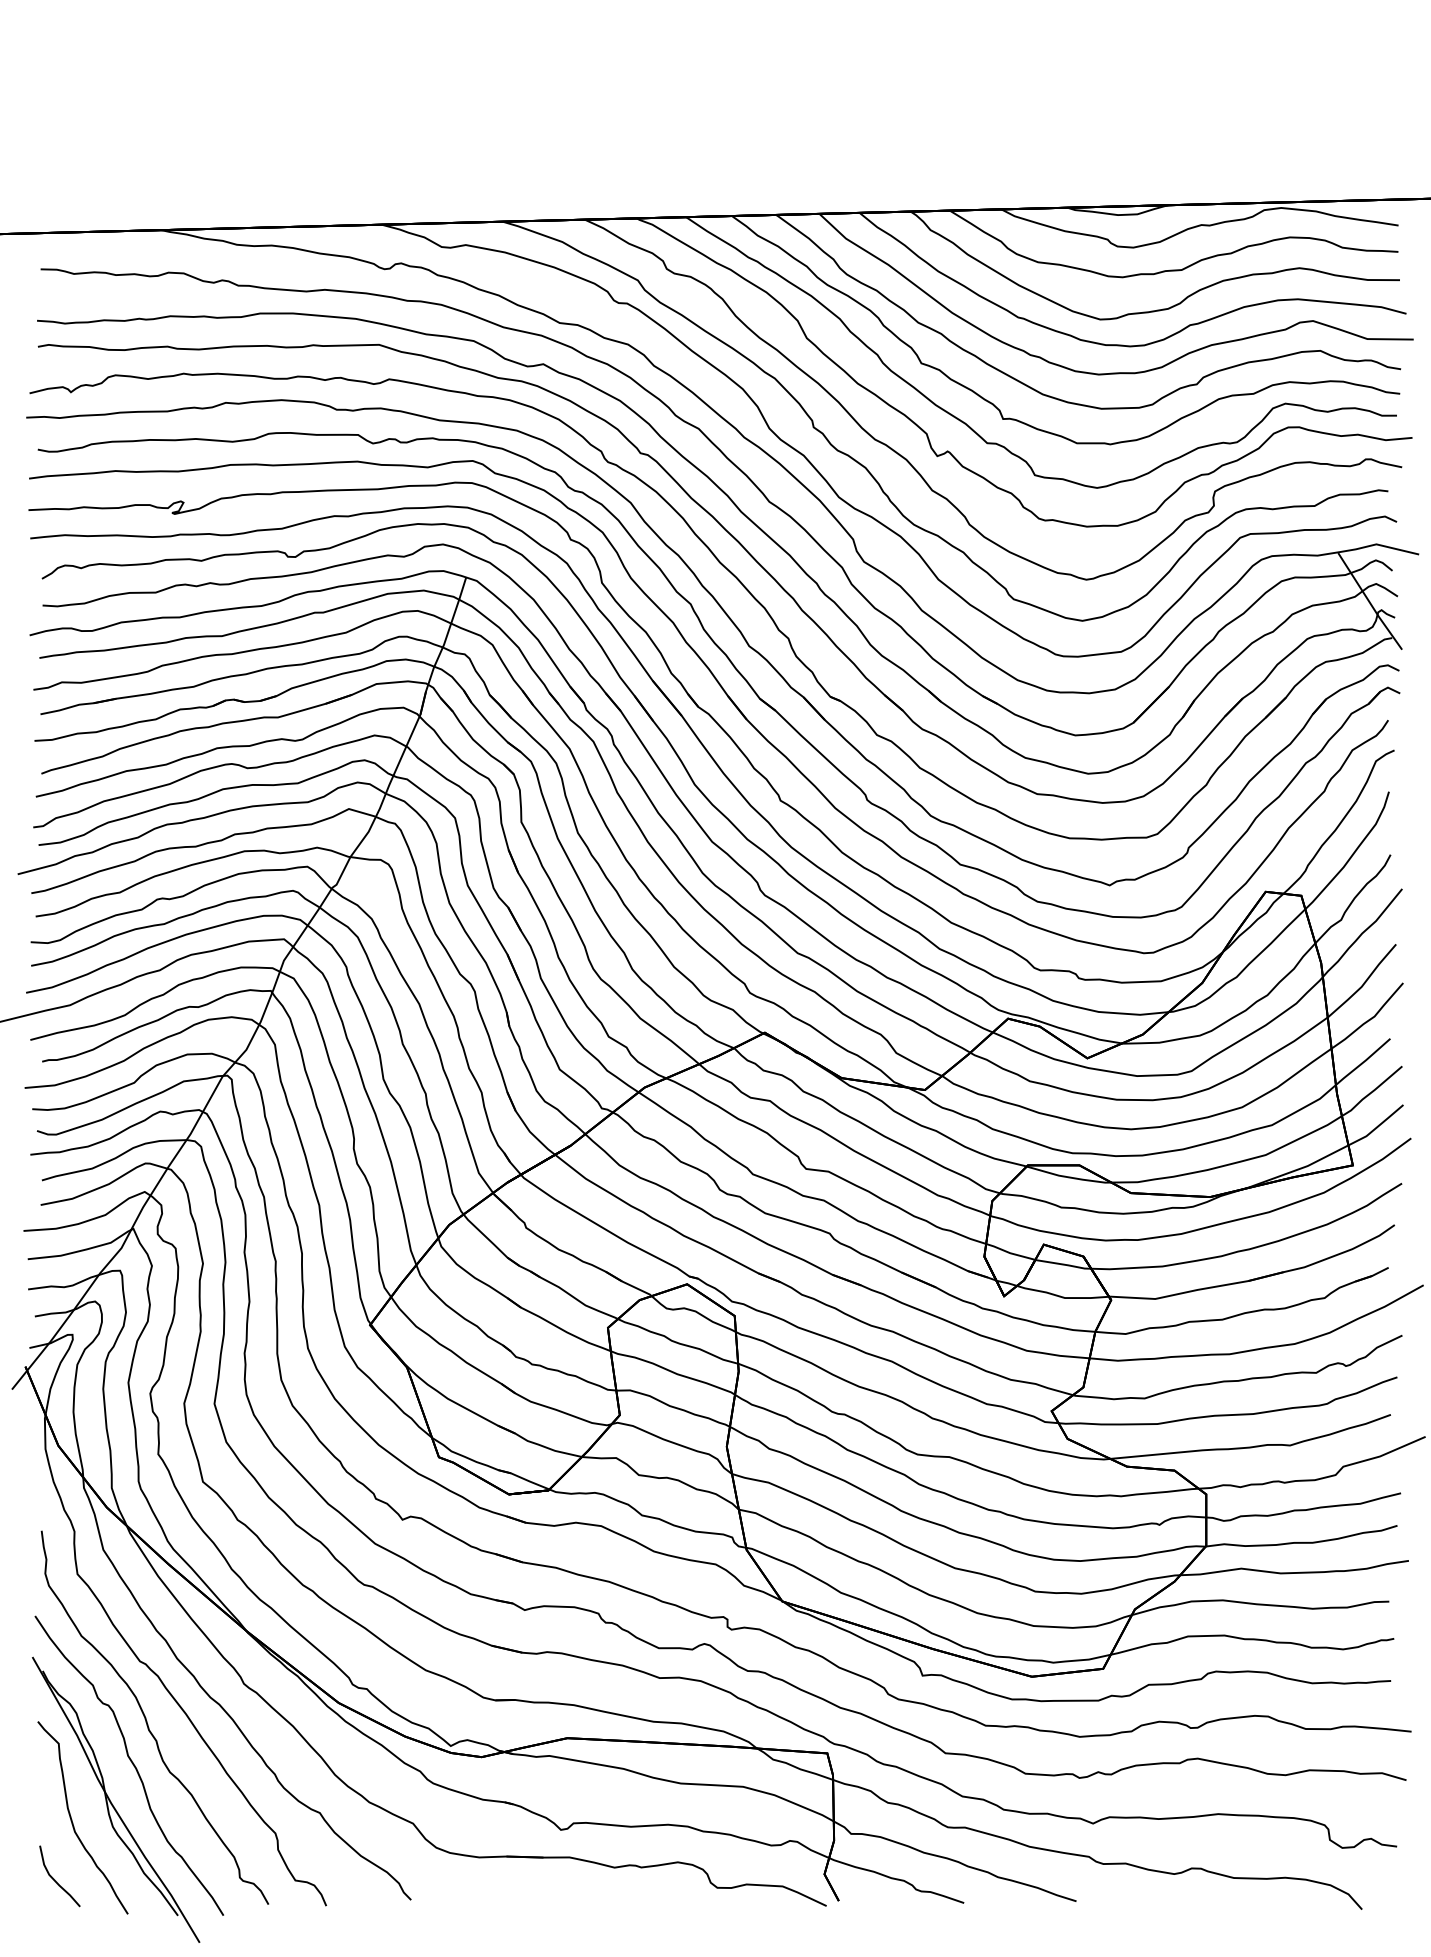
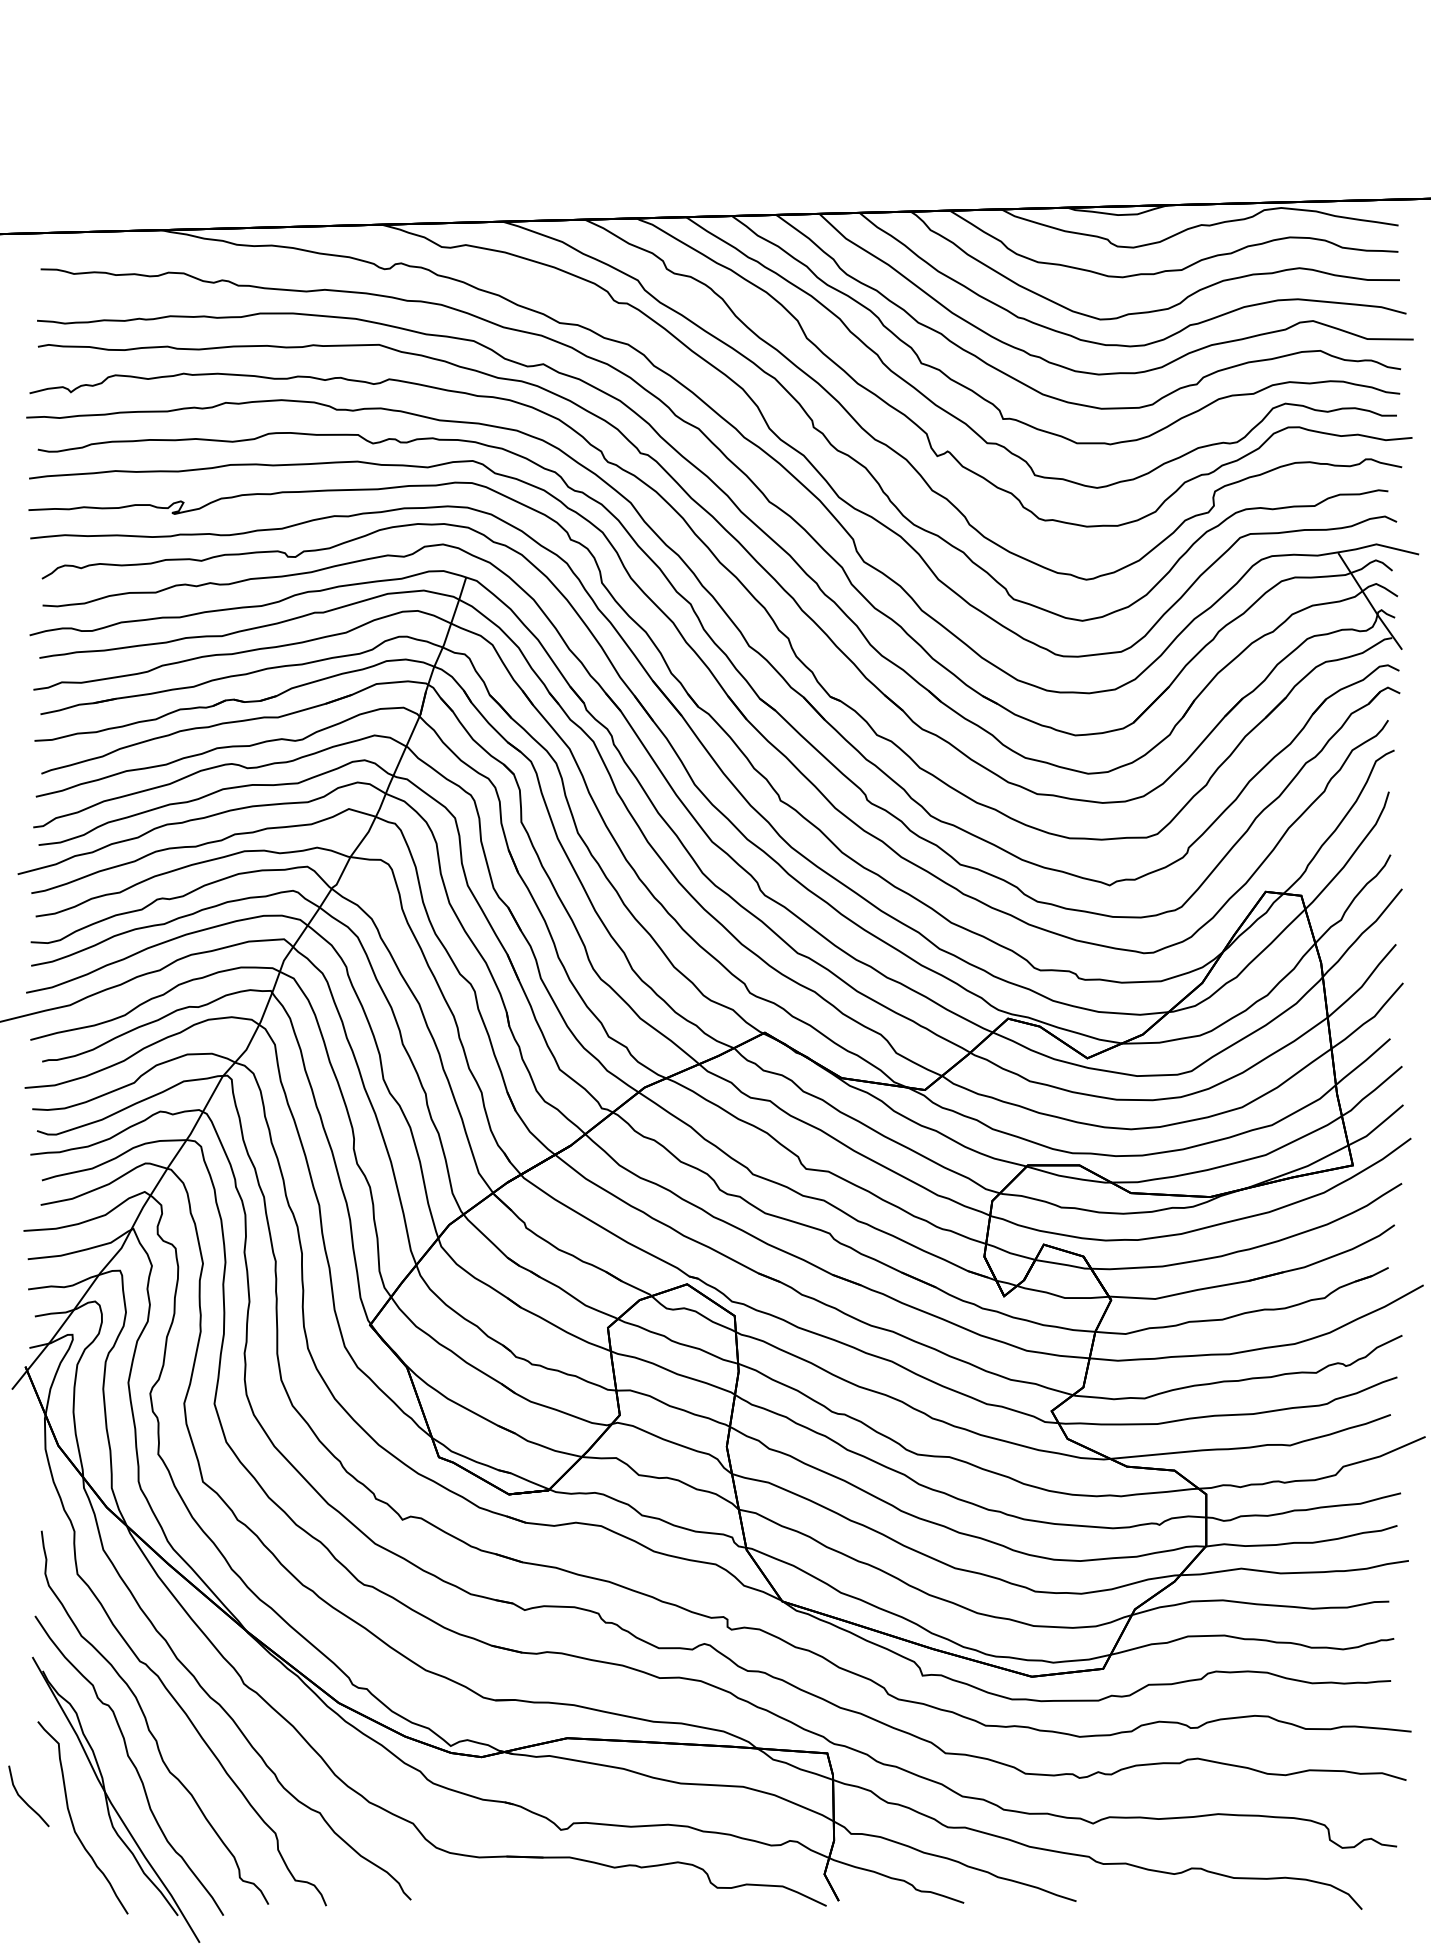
curve position: (55, 1879) -> (24, 1799) (24, 1799)
